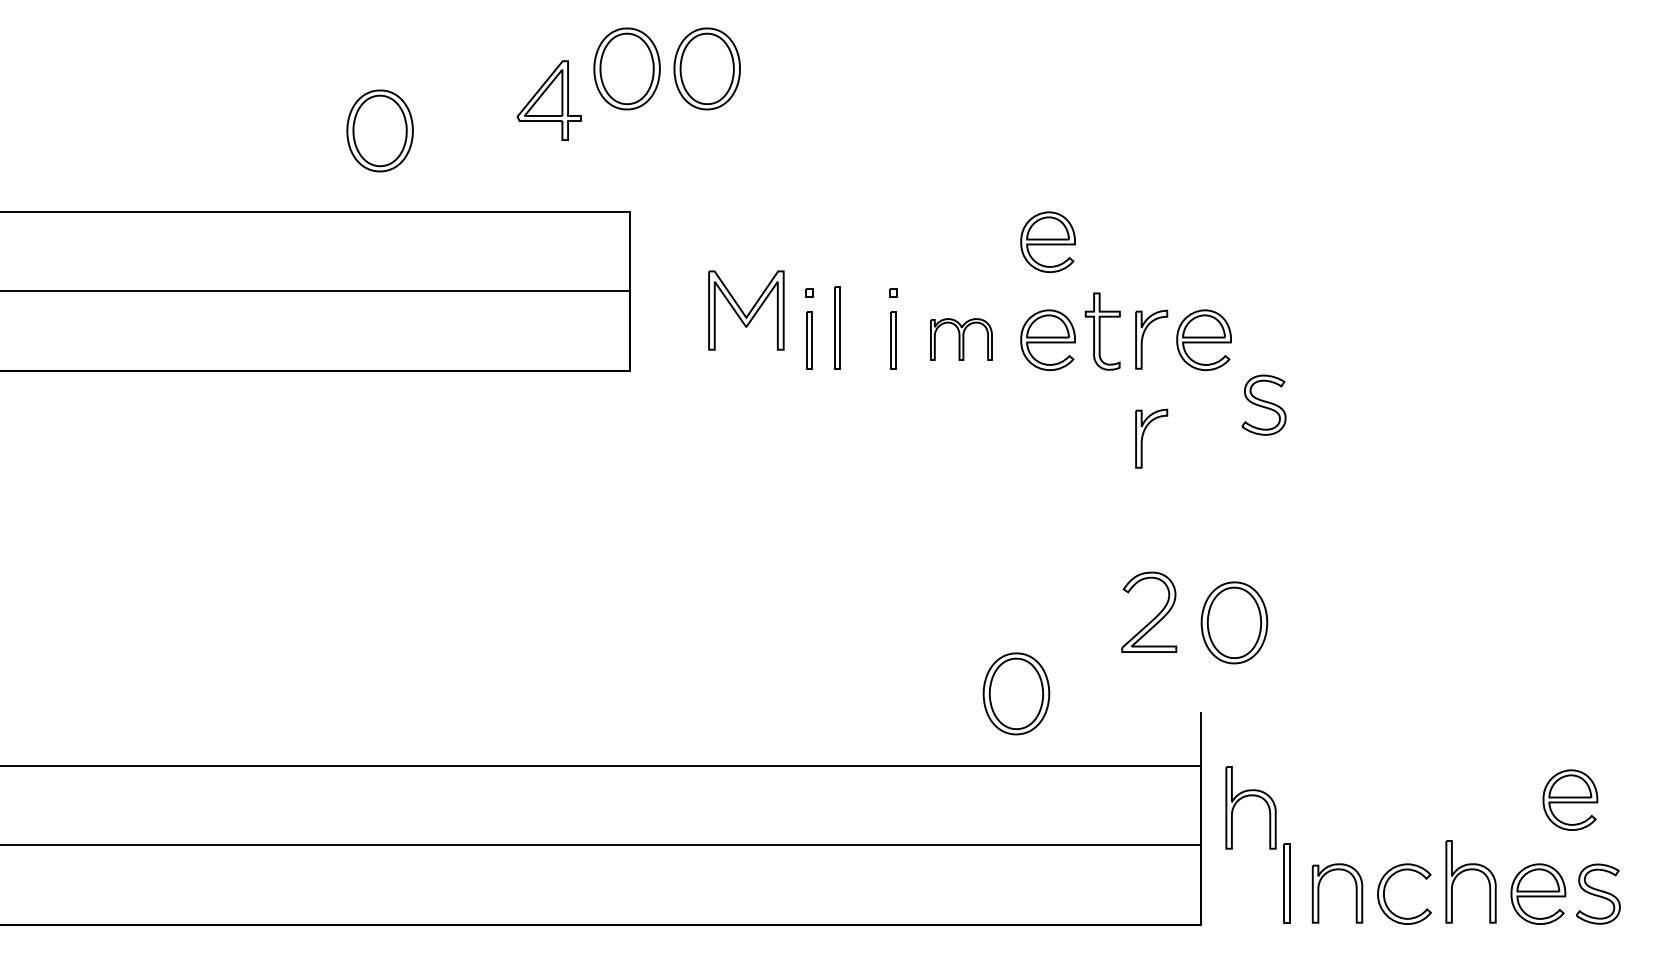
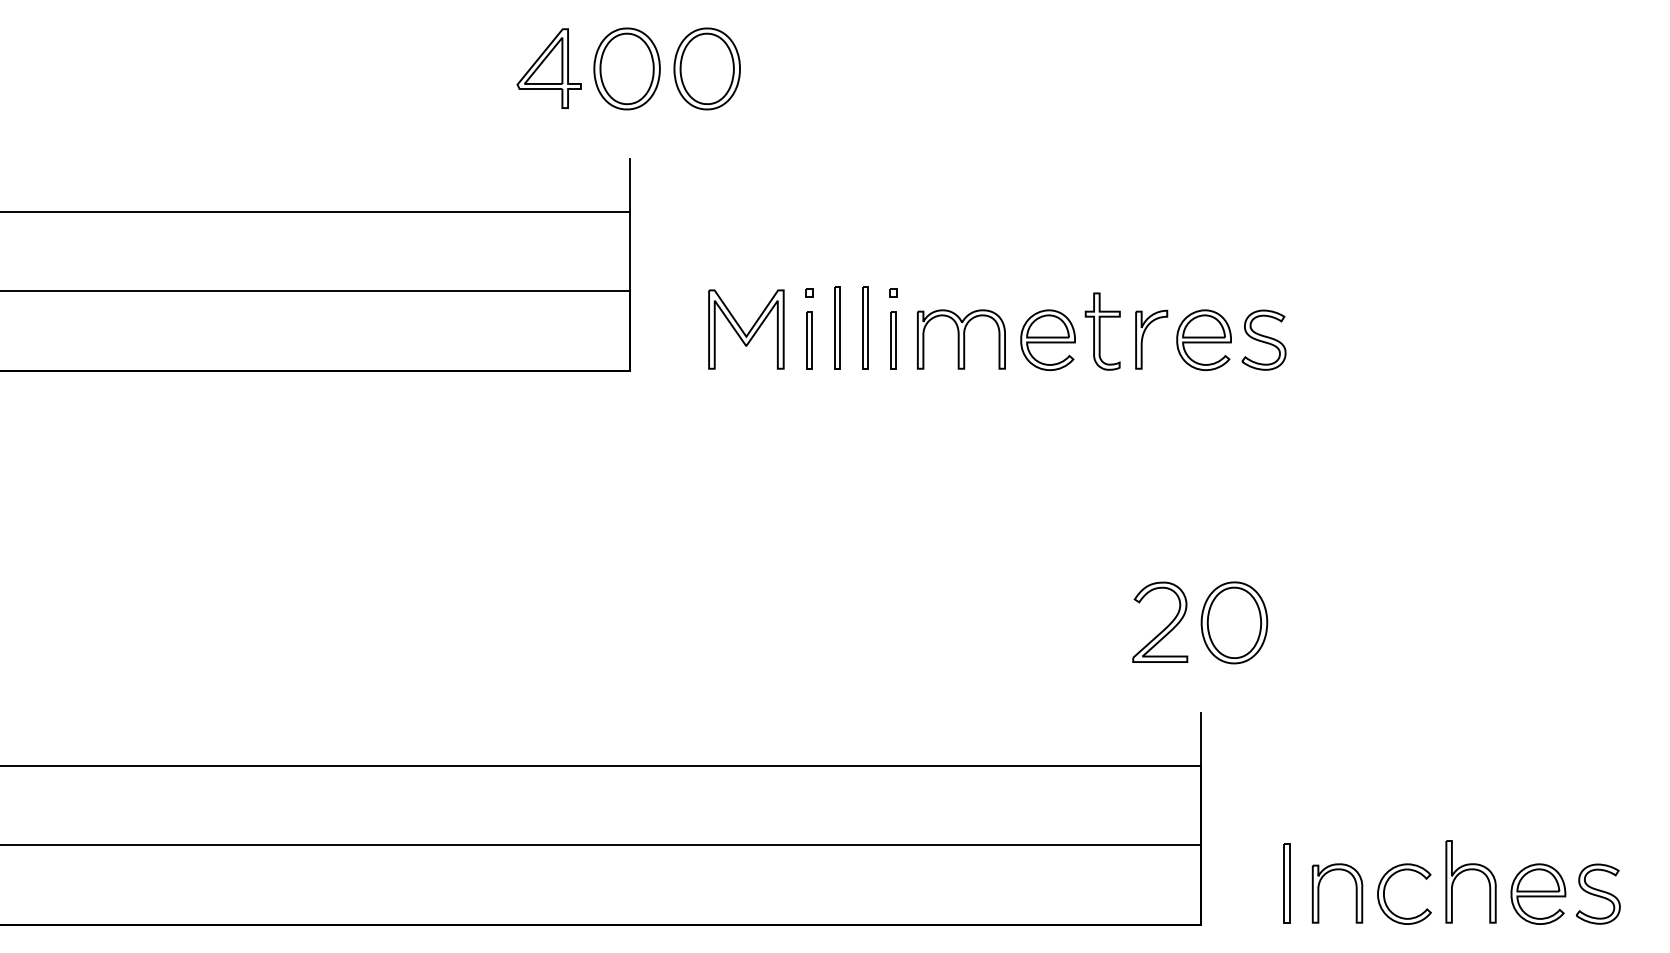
part position: (548, 100) -> (548, 68) (548, 68)
part: present -> none (379, 130)
line: none -> present (629, 184)
part: present -> none (1047, 241)
part position: (746, 310) -> (746, 329) (746, 329)
part: none -> present (865, 327)
part size: 63x43 px -> 89x61 px (961, 339)
part position: (1263, 404) -> (1263, 339) (1263, 339)
part: present -> none (1143, 437)
part position: (1155, 616) -> (1166, 626) (1166, 626)
part: present -> none (1016, 693)
part: present -> none (1250, 796)
part: present -> none (1570, 799)
